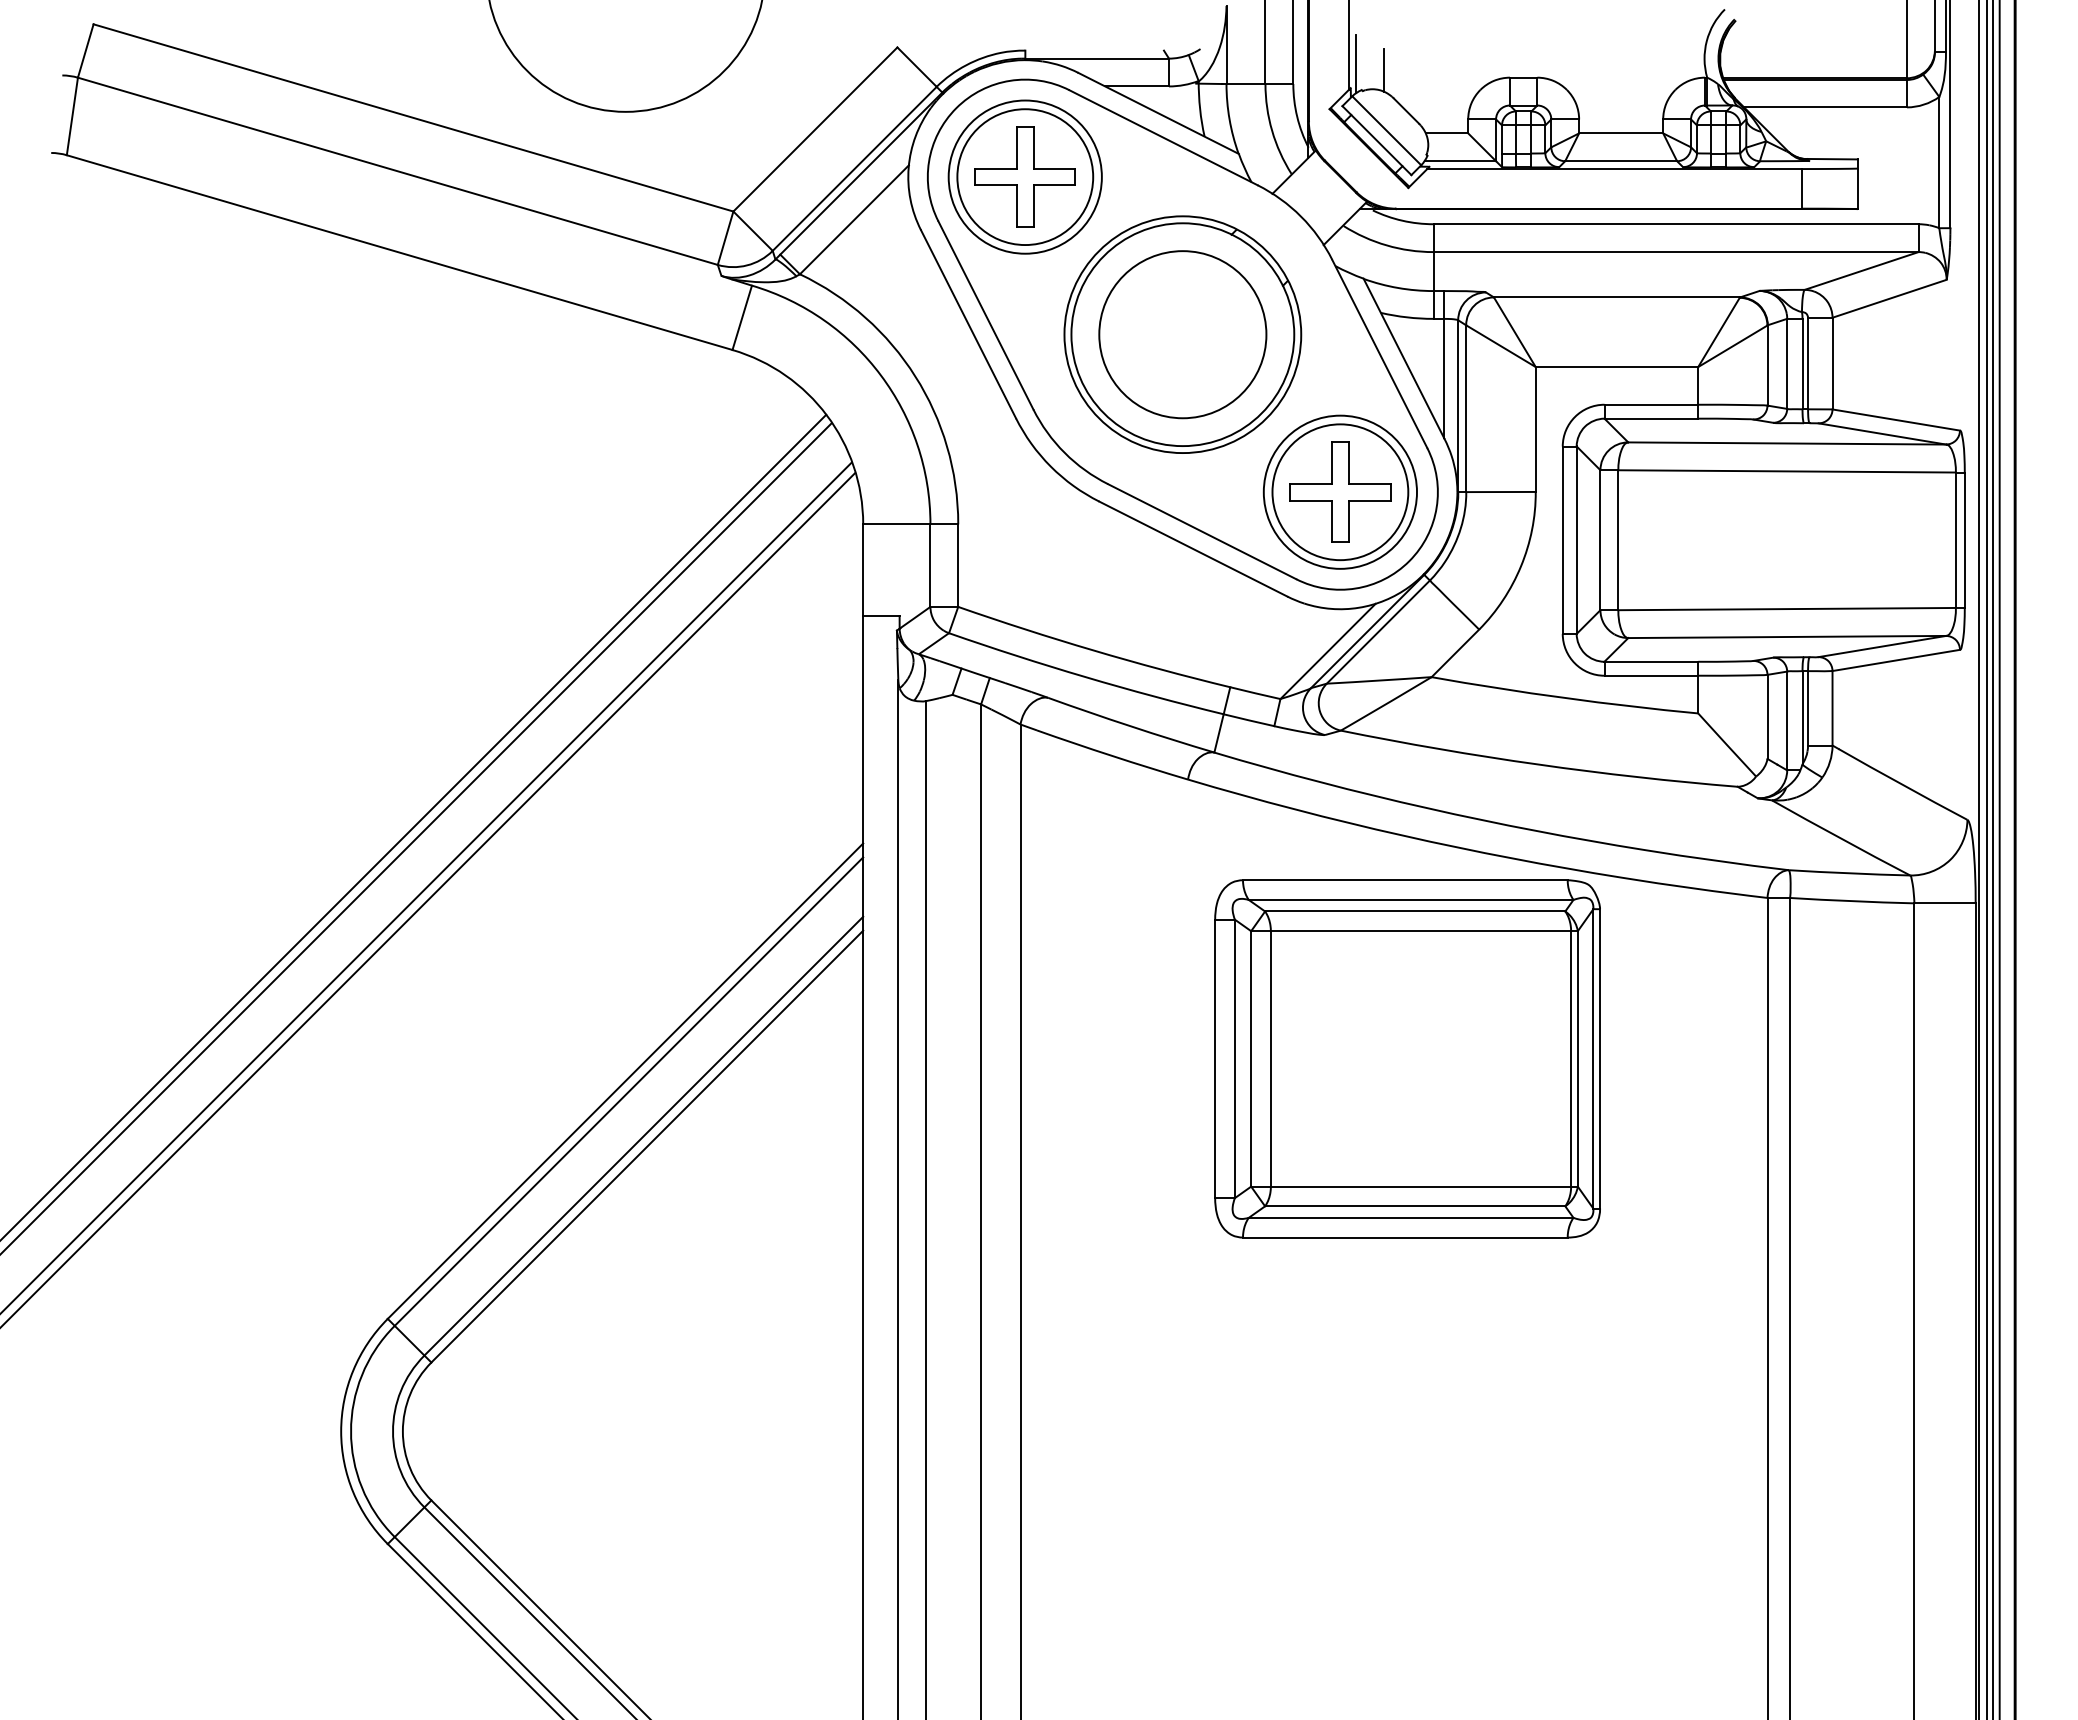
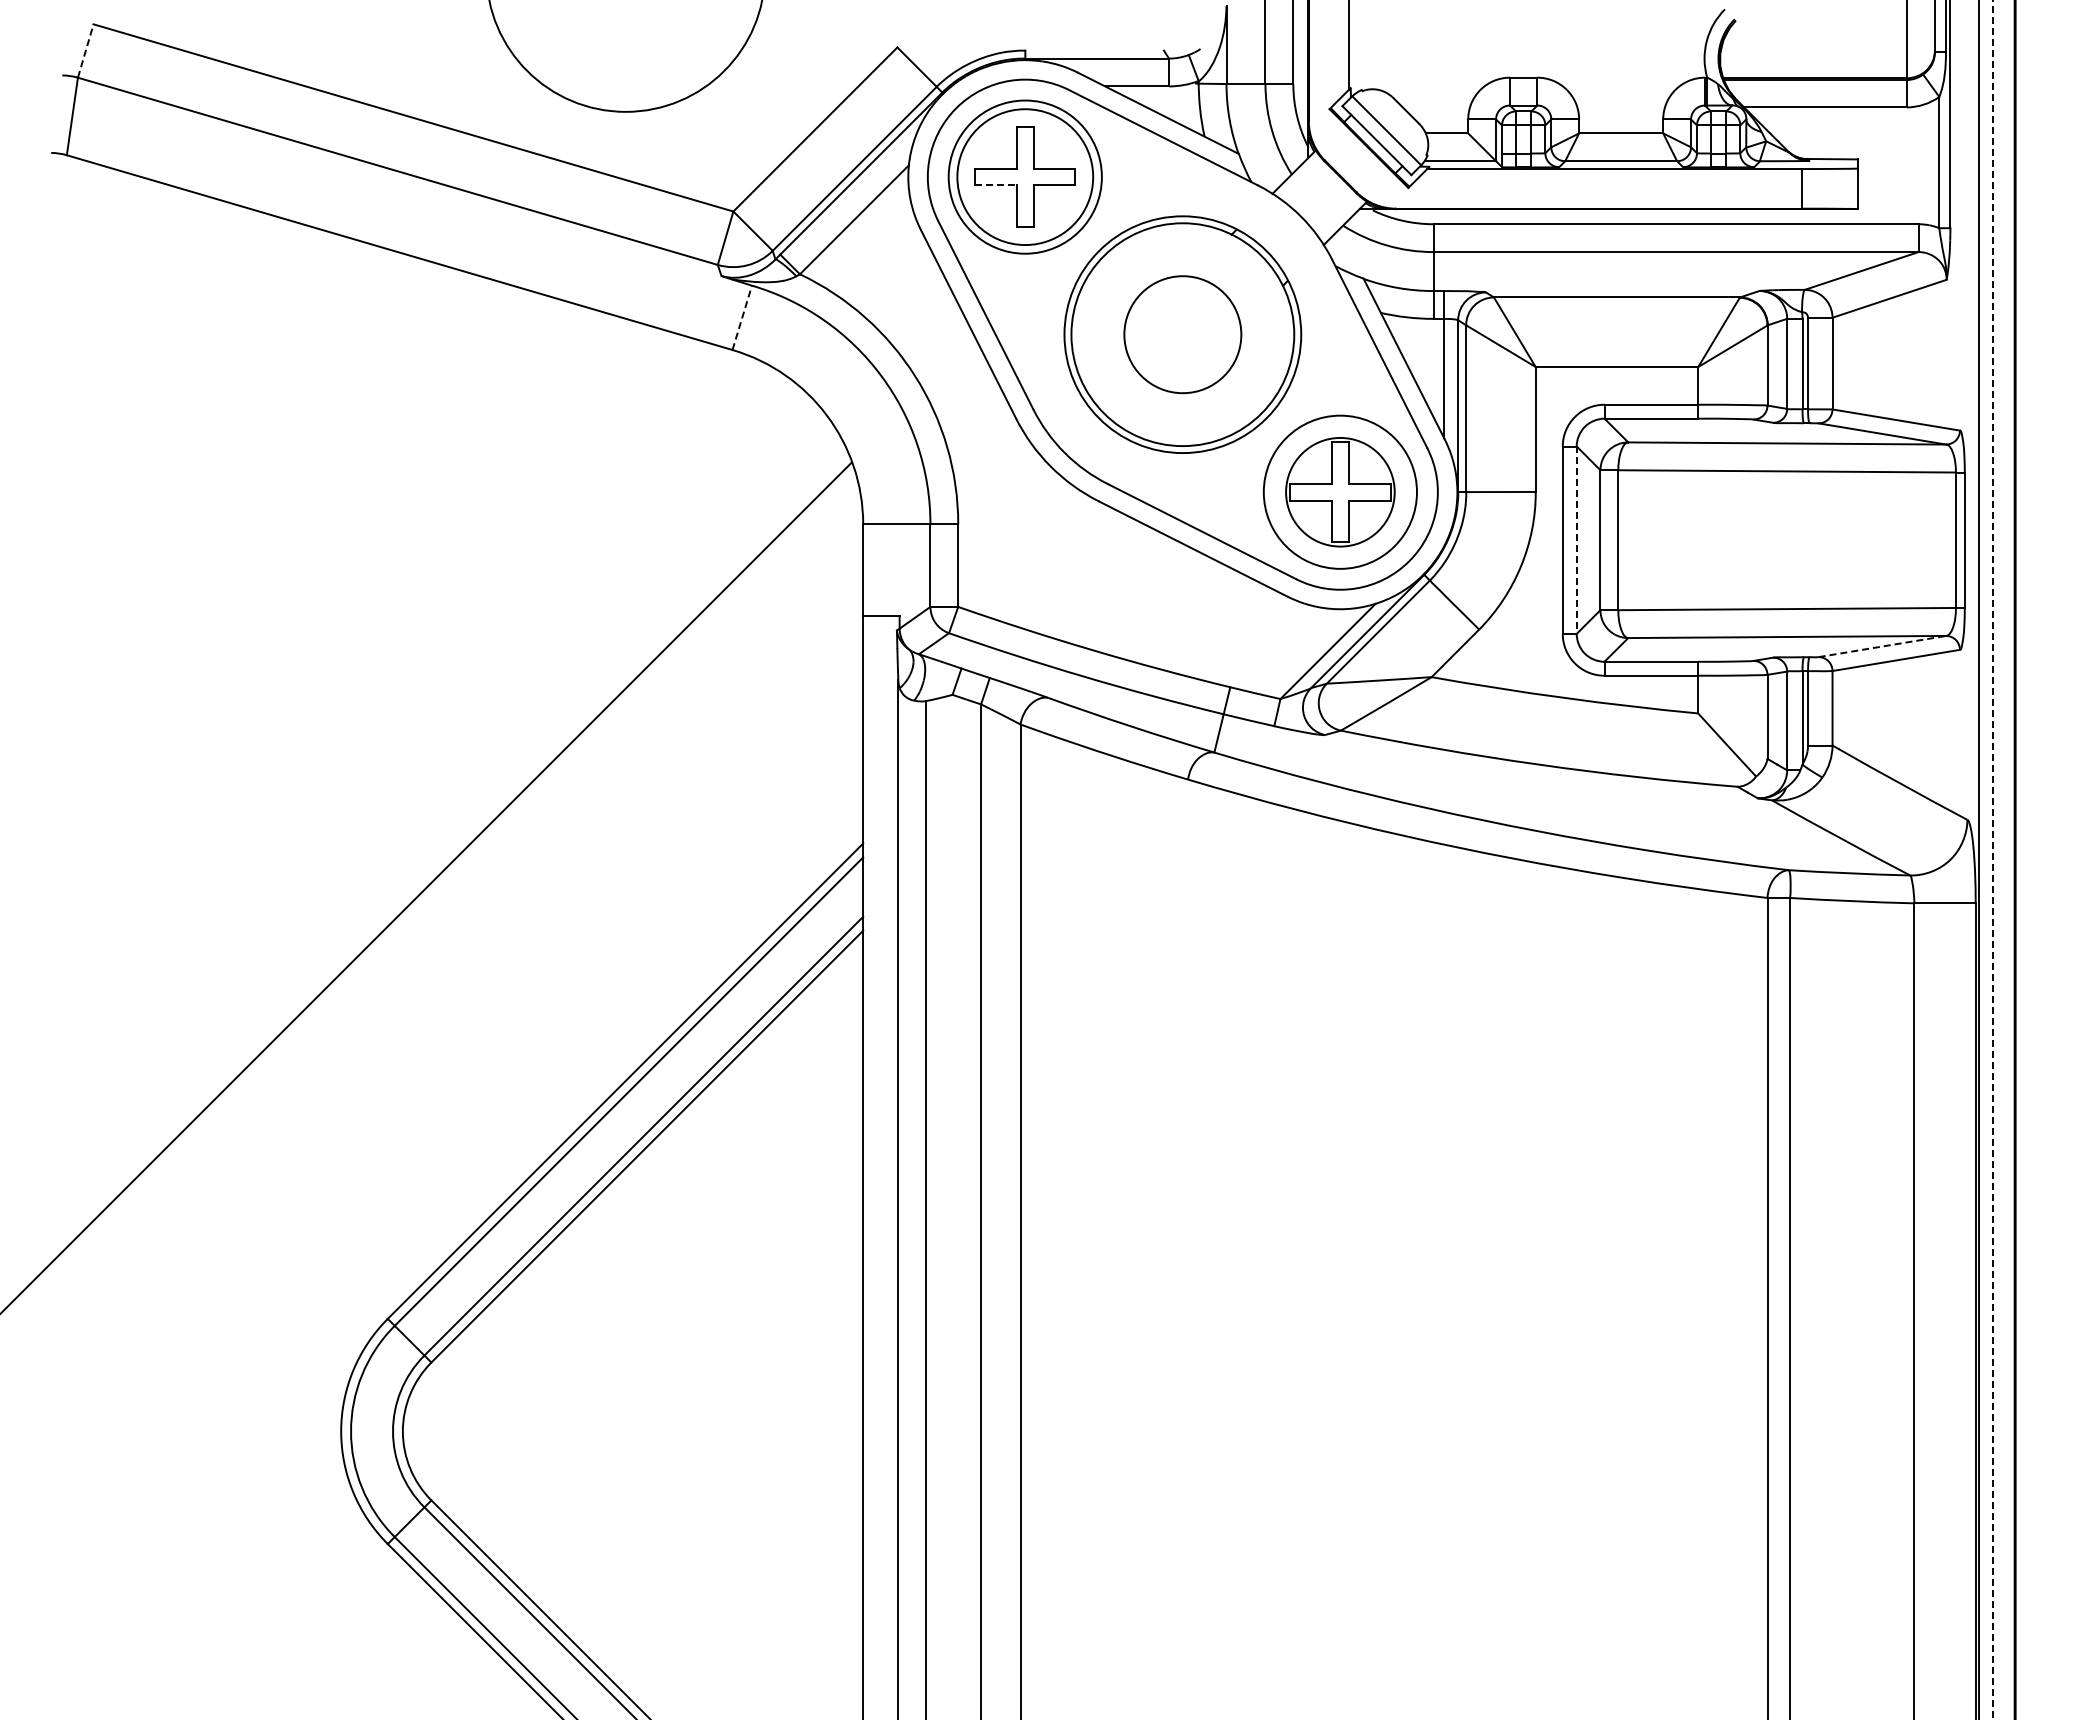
line: solid -> dashed (85, 51)
line: present -> none (1356, 64)
line: present -> none (1384, 70)
line: solid -> dashed (996, 185)
line: solid -> dashed (742, 317)
circle diameter: 167 px -> 117 px (1182, 334)
circle diameter: 136 px -> 109 px (1340, 491)
line: solid -> dashed (1576, 540)
line: solid -> dashed (1882, 646)
line: present -> none (414, 826)
line: present -> none (416, 837)
line: present -> none (1987, 859)
line: present -> none (1999, 859)
line: solid -> dashed (1993, 860)
line: present -> none (428, 899)
part: present -> none (1407, 1058)
